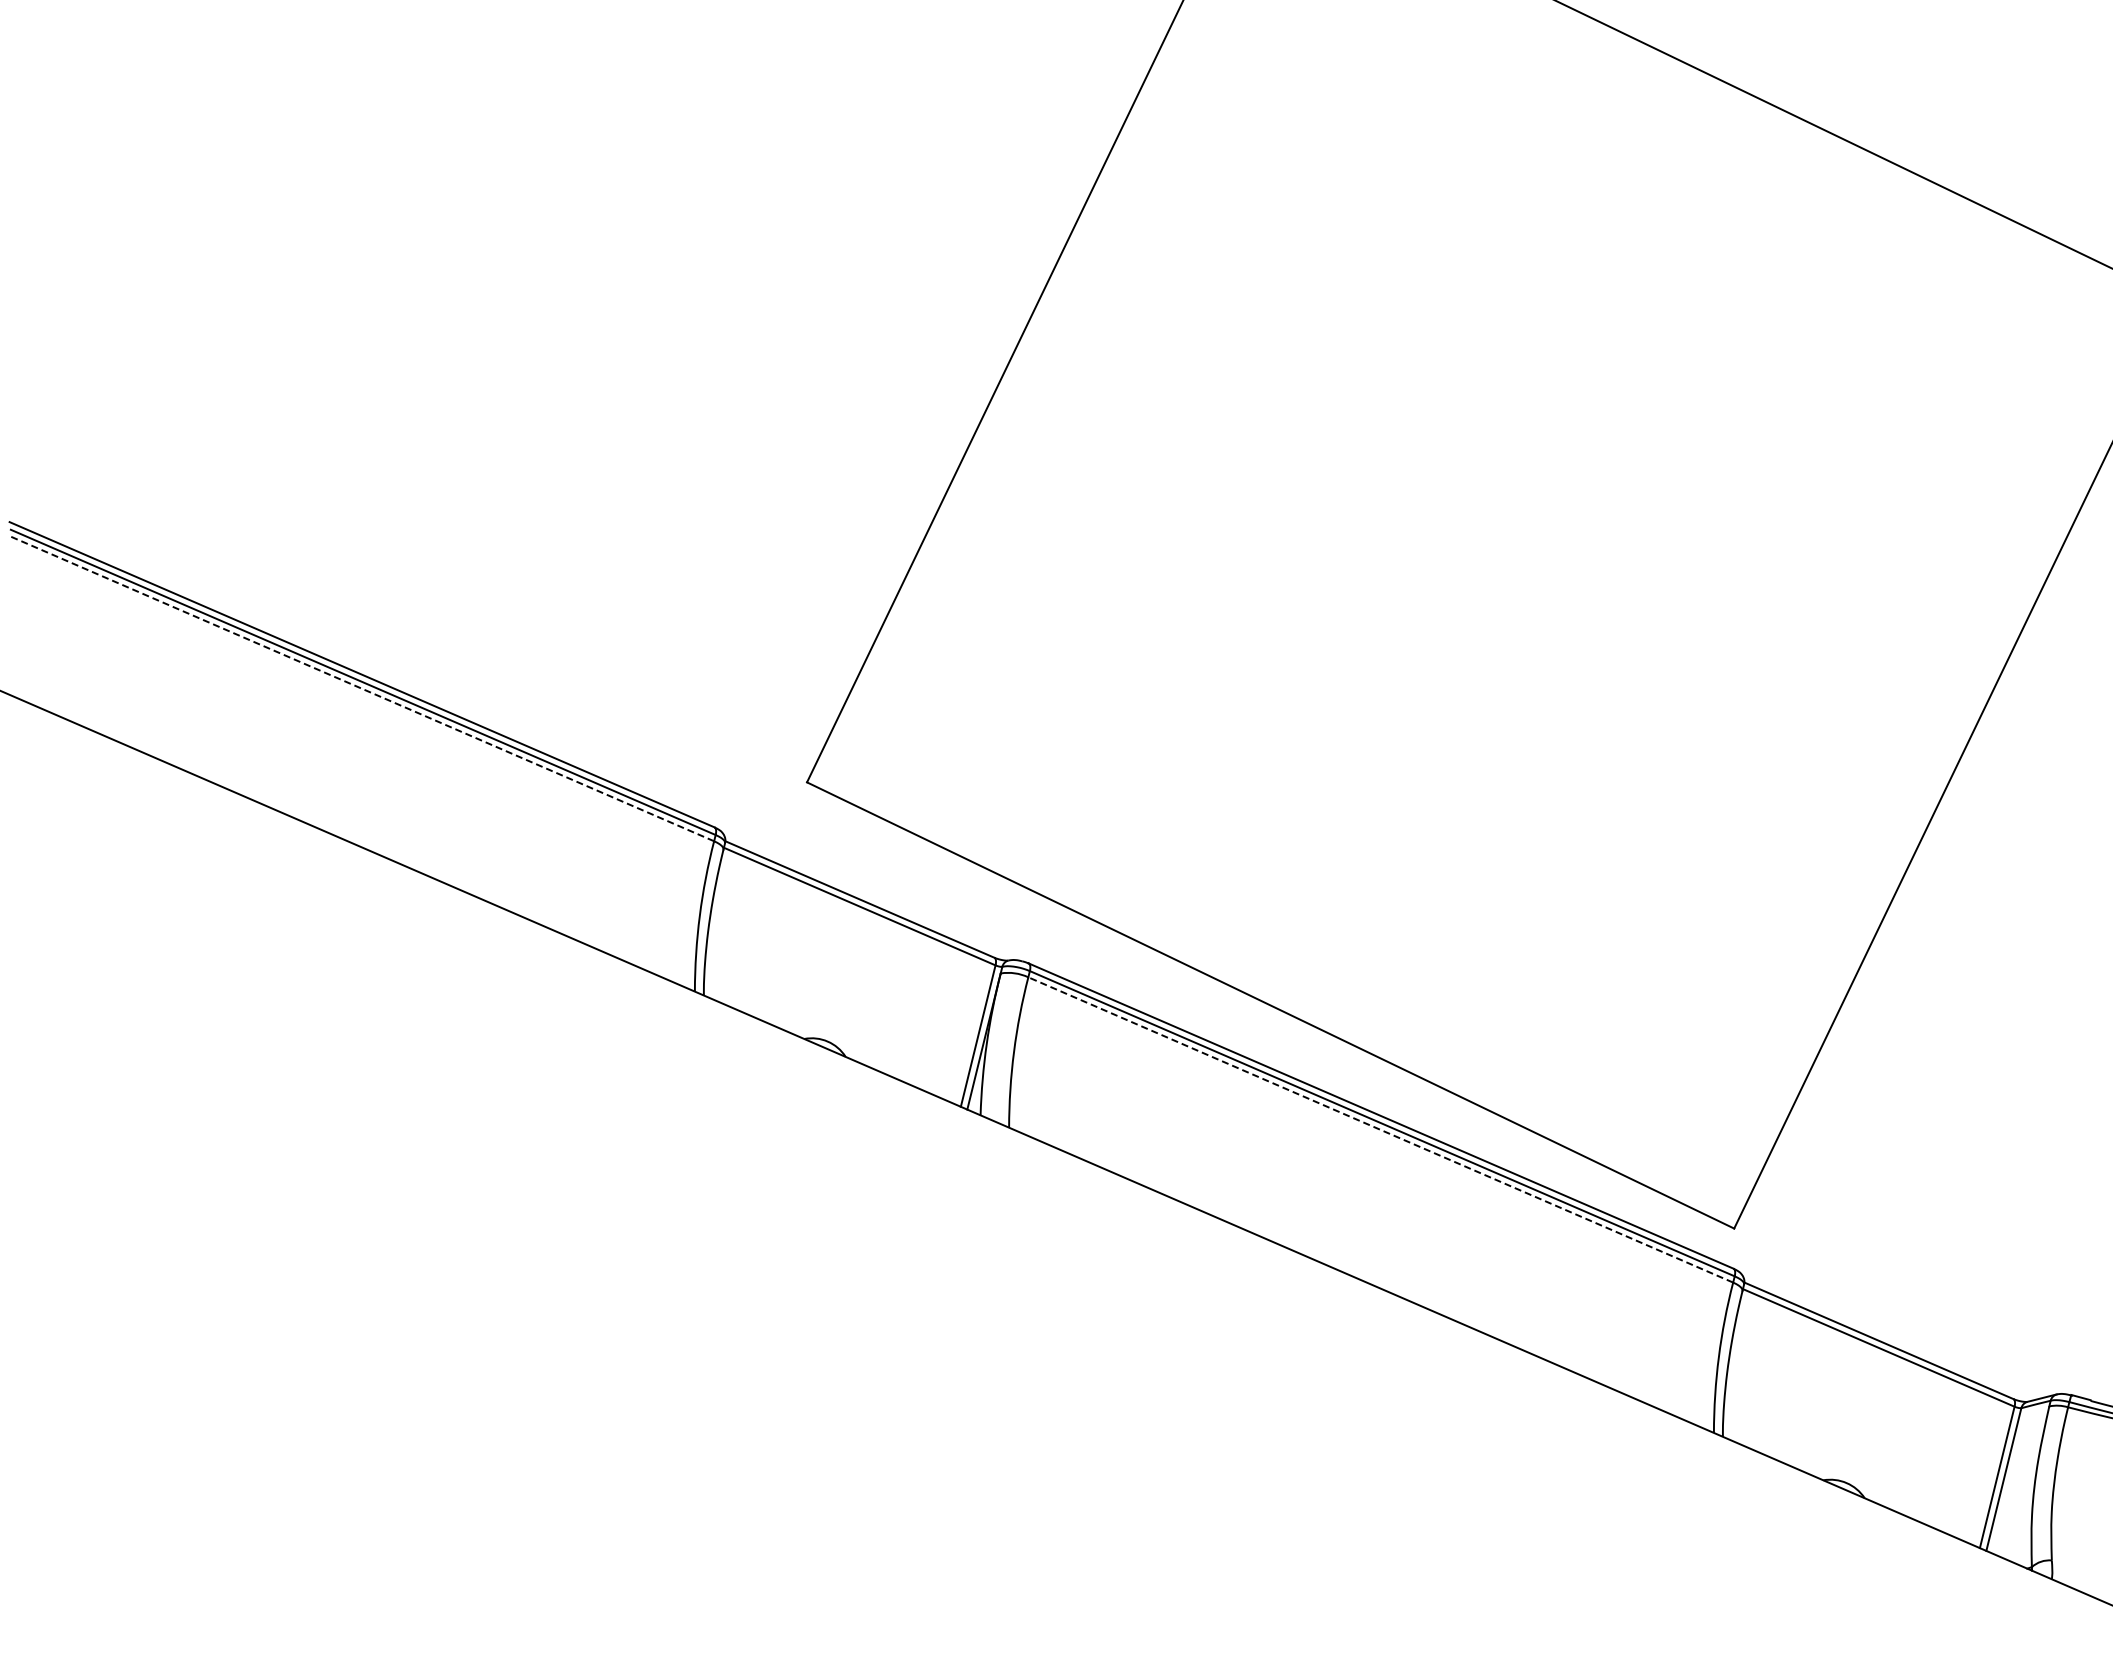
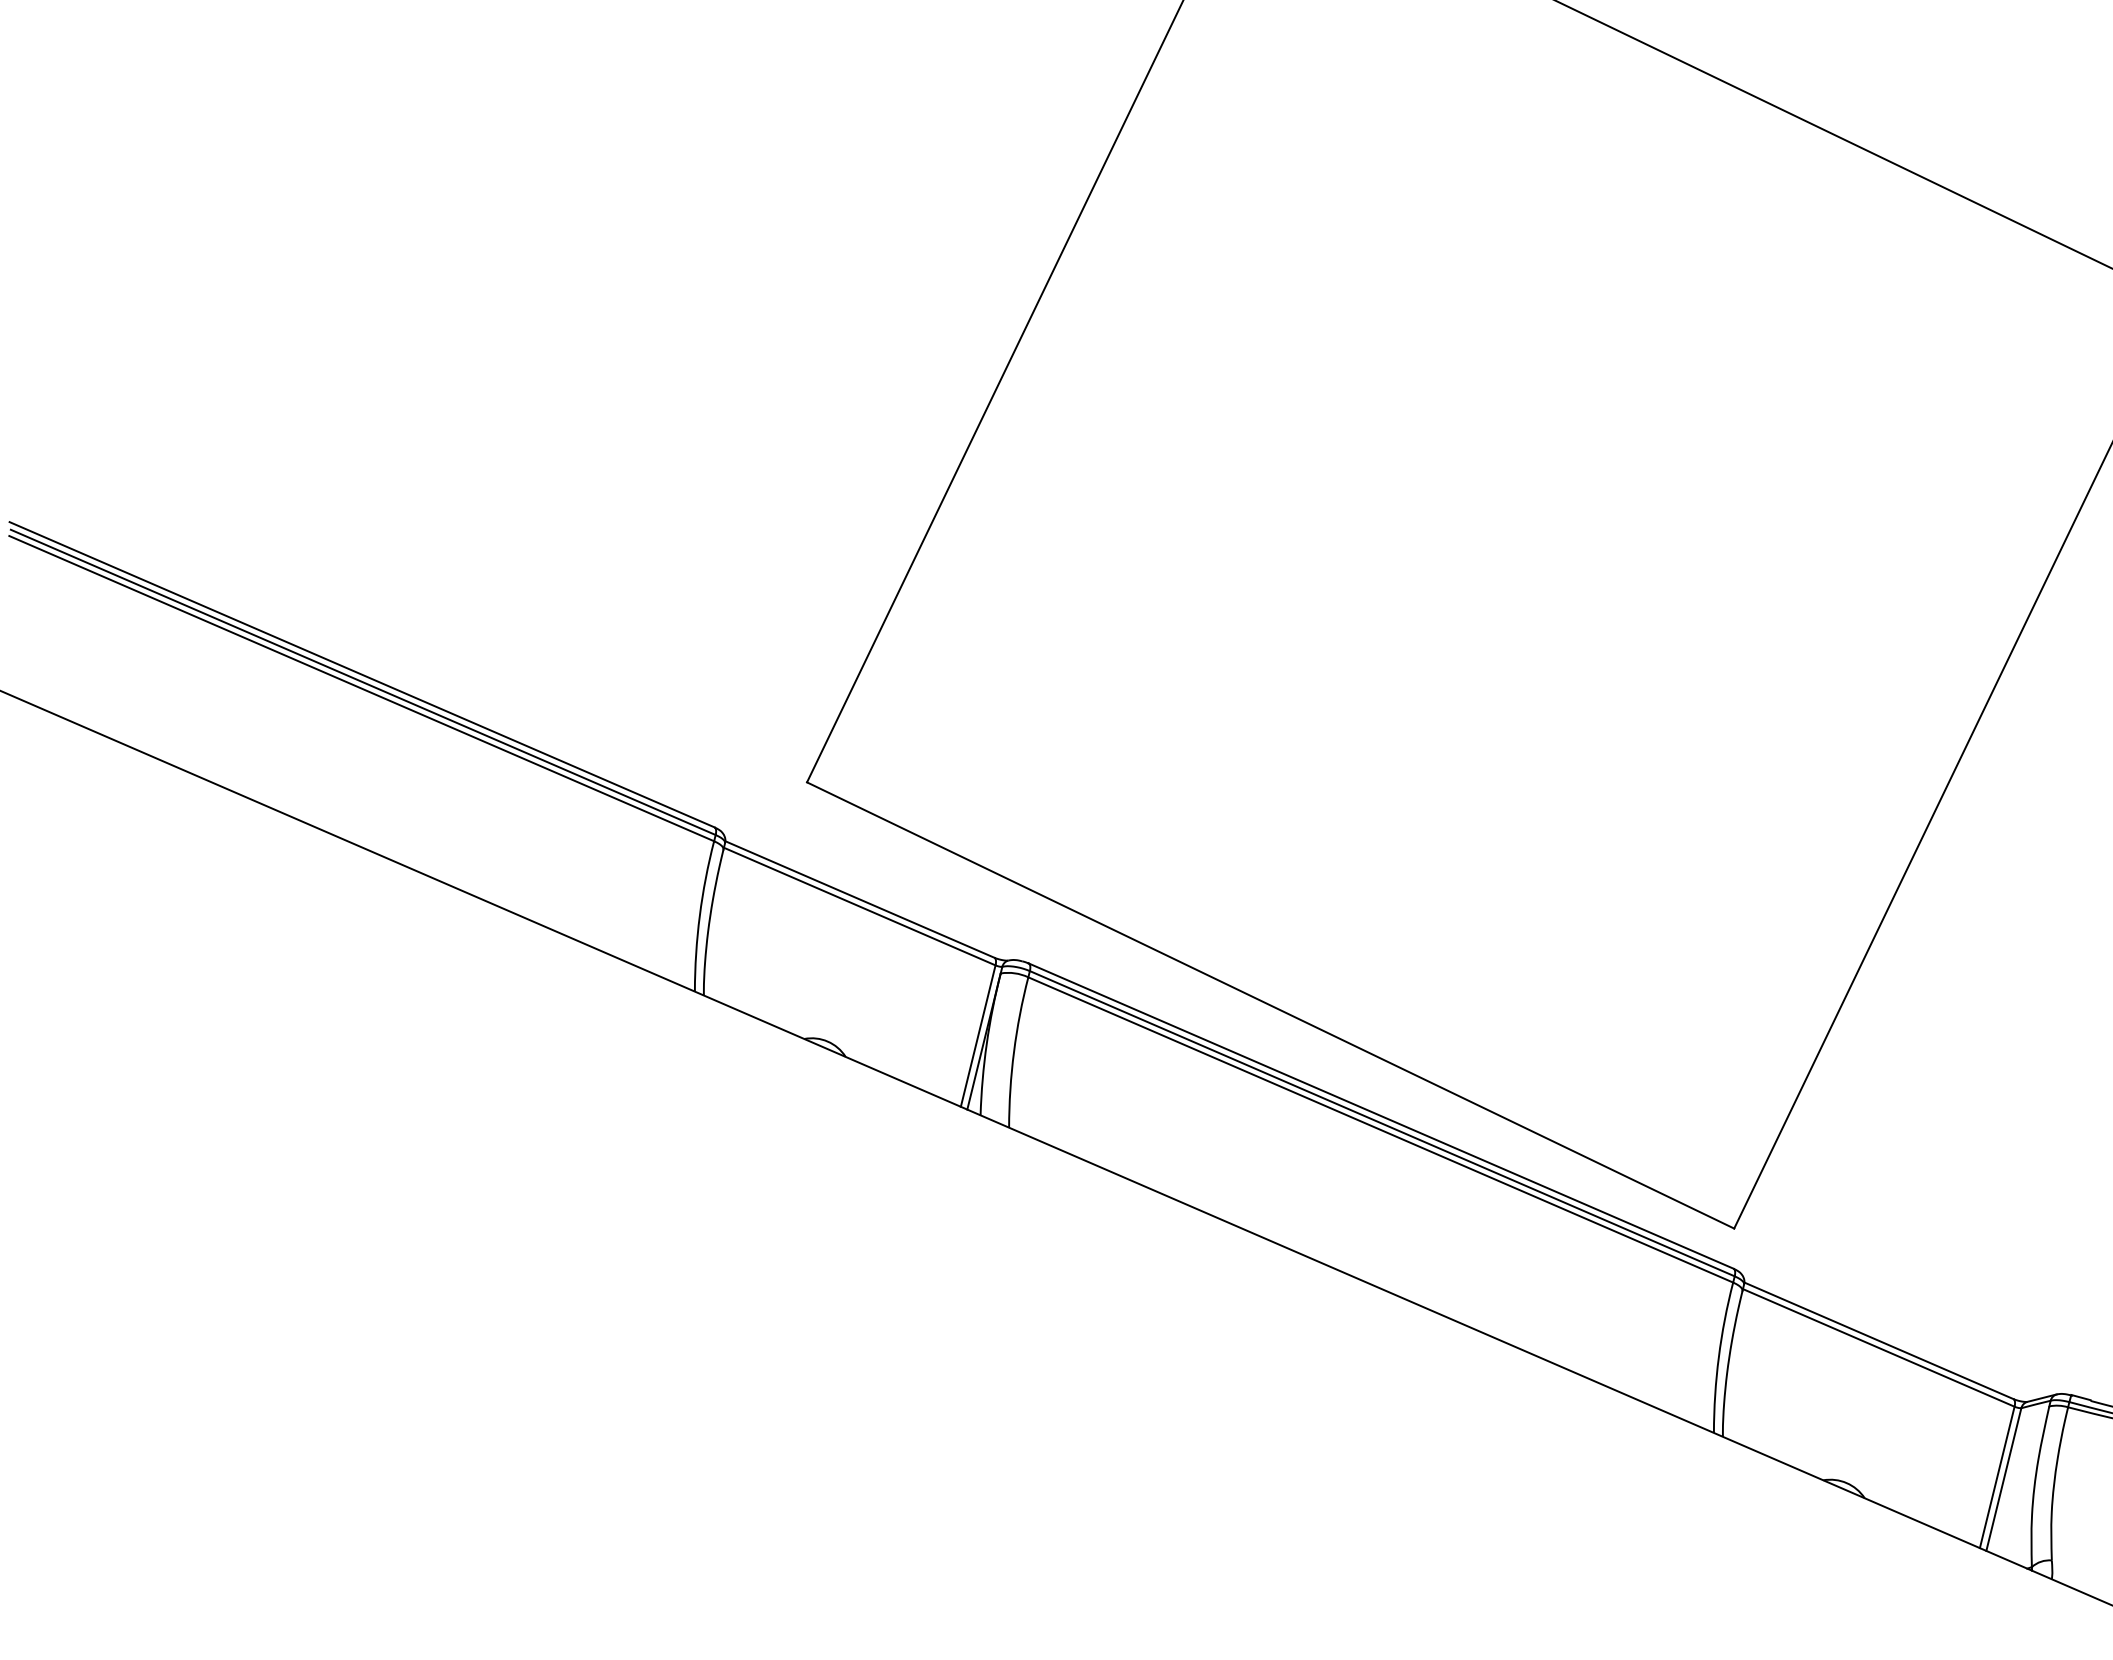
line: dashed -> solid (361, 688)
line: dashed -> solid (1380, 1129)
